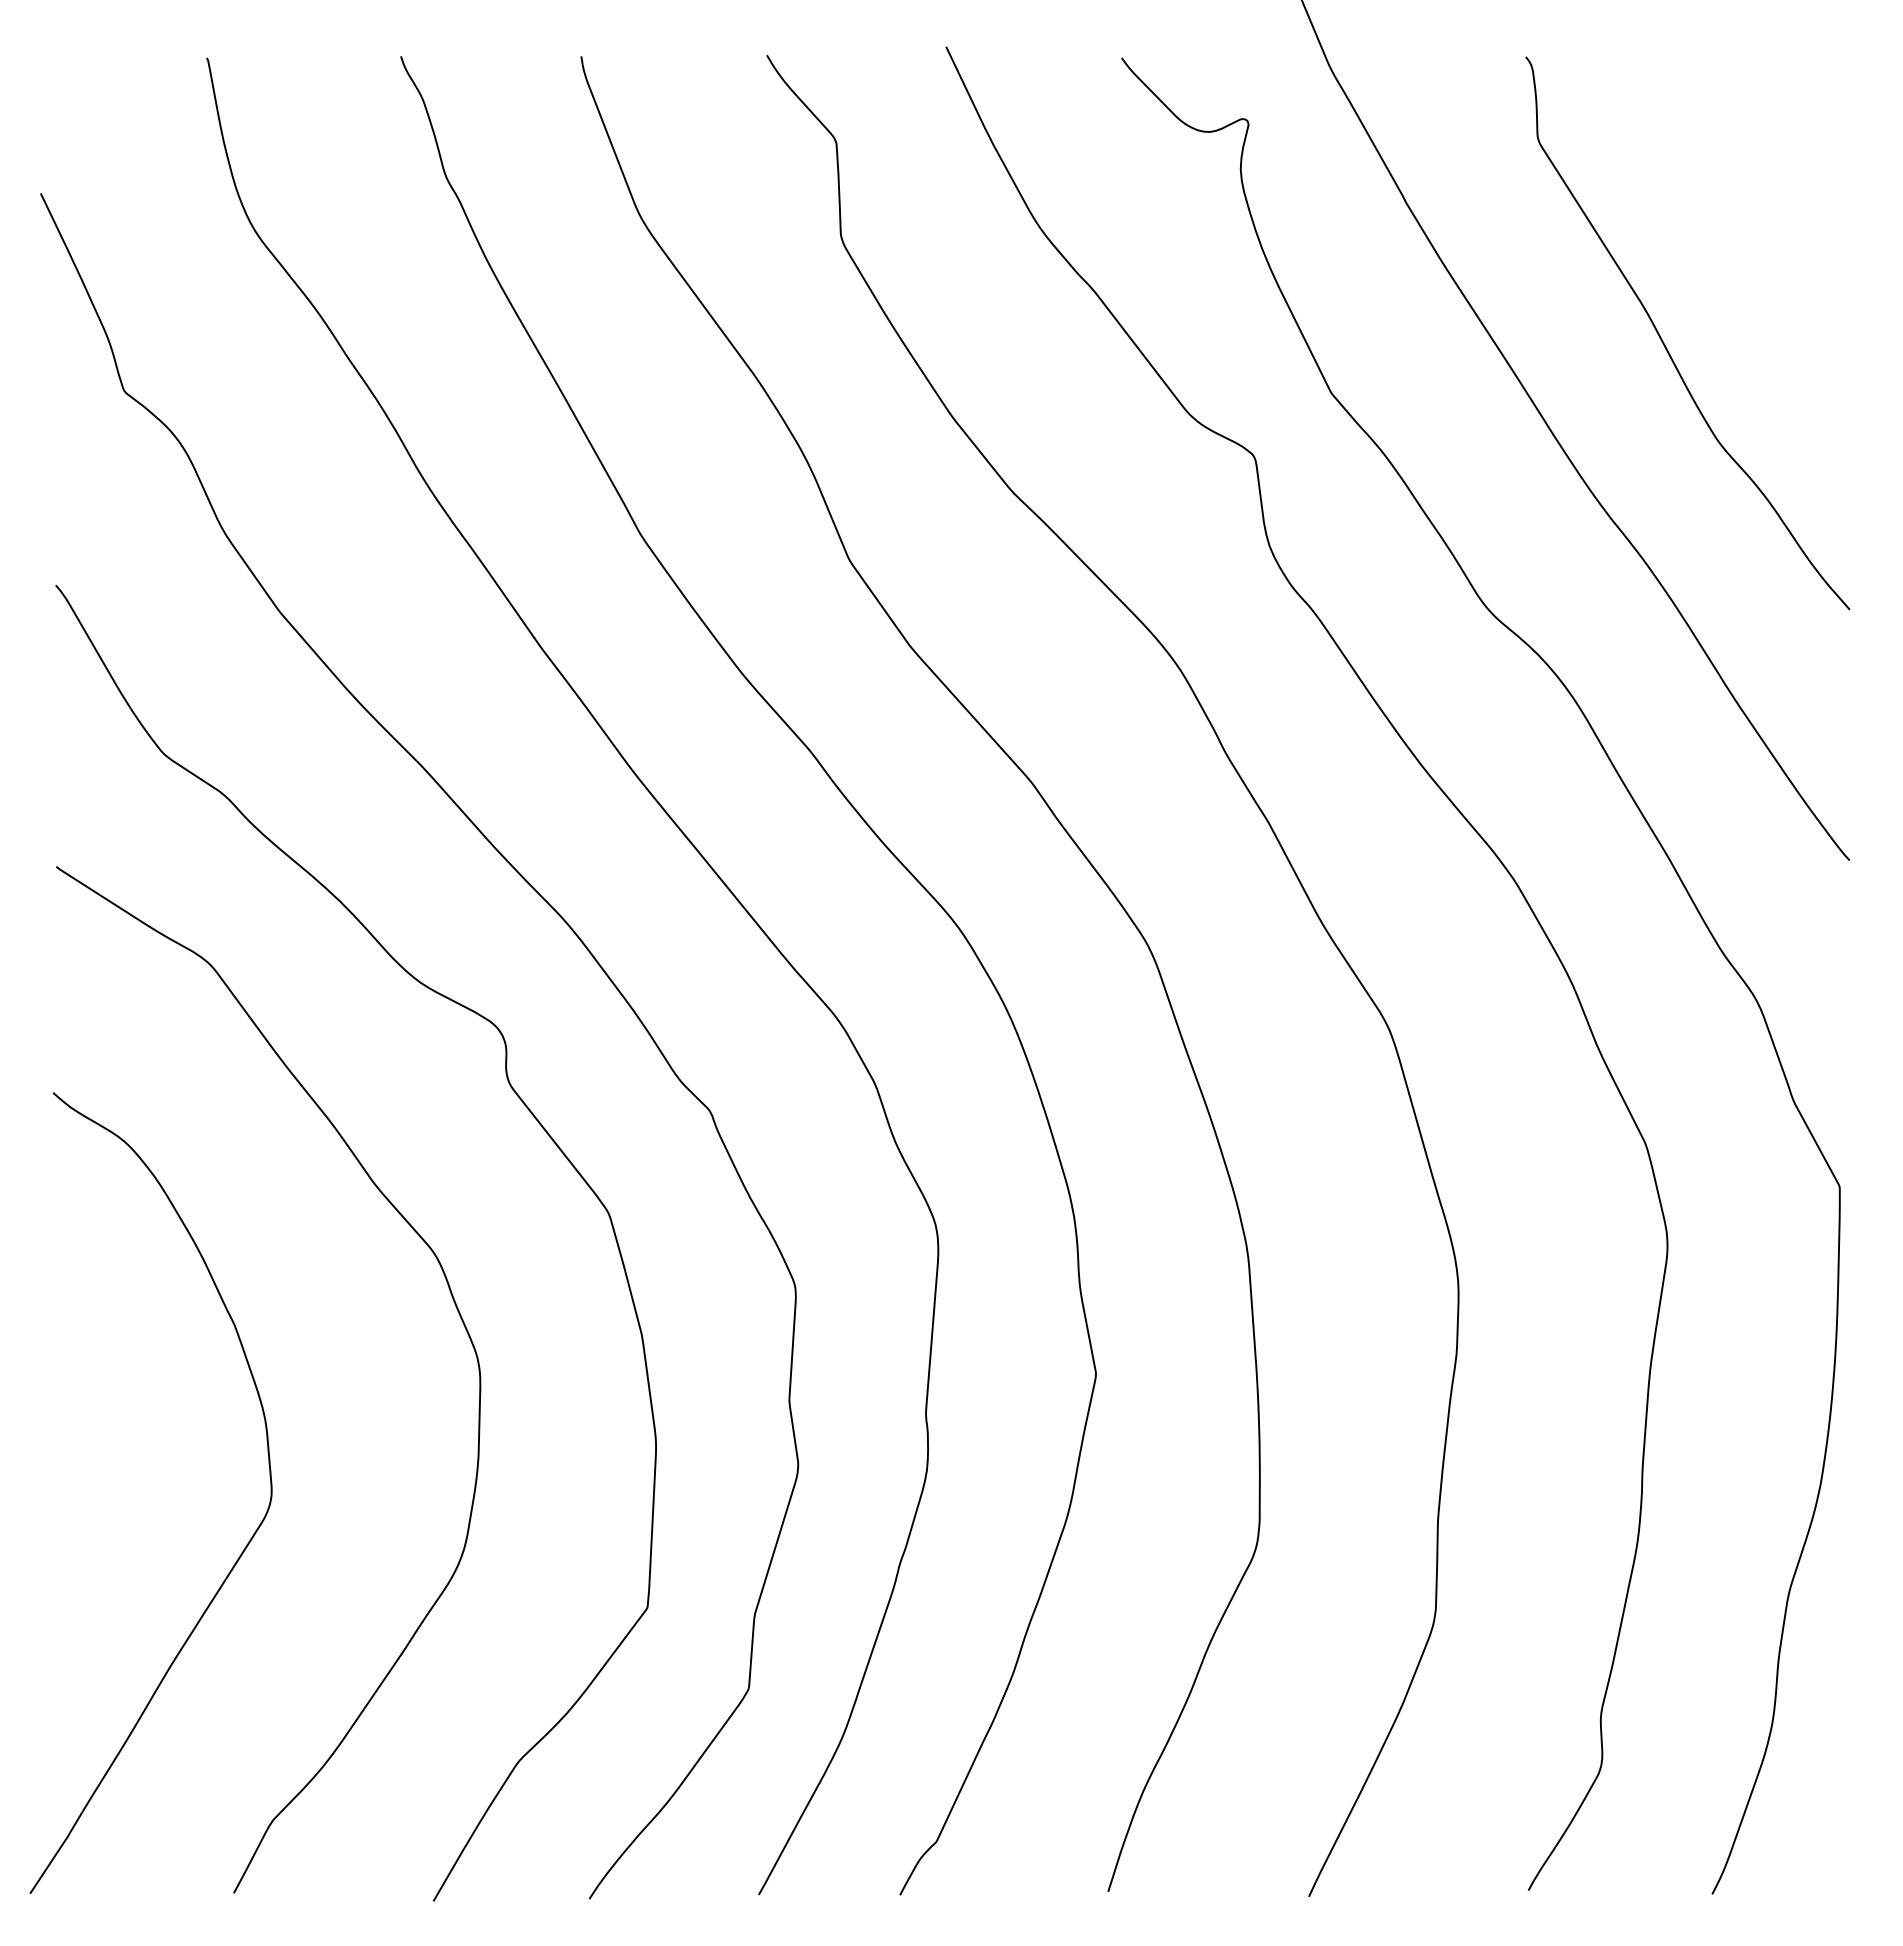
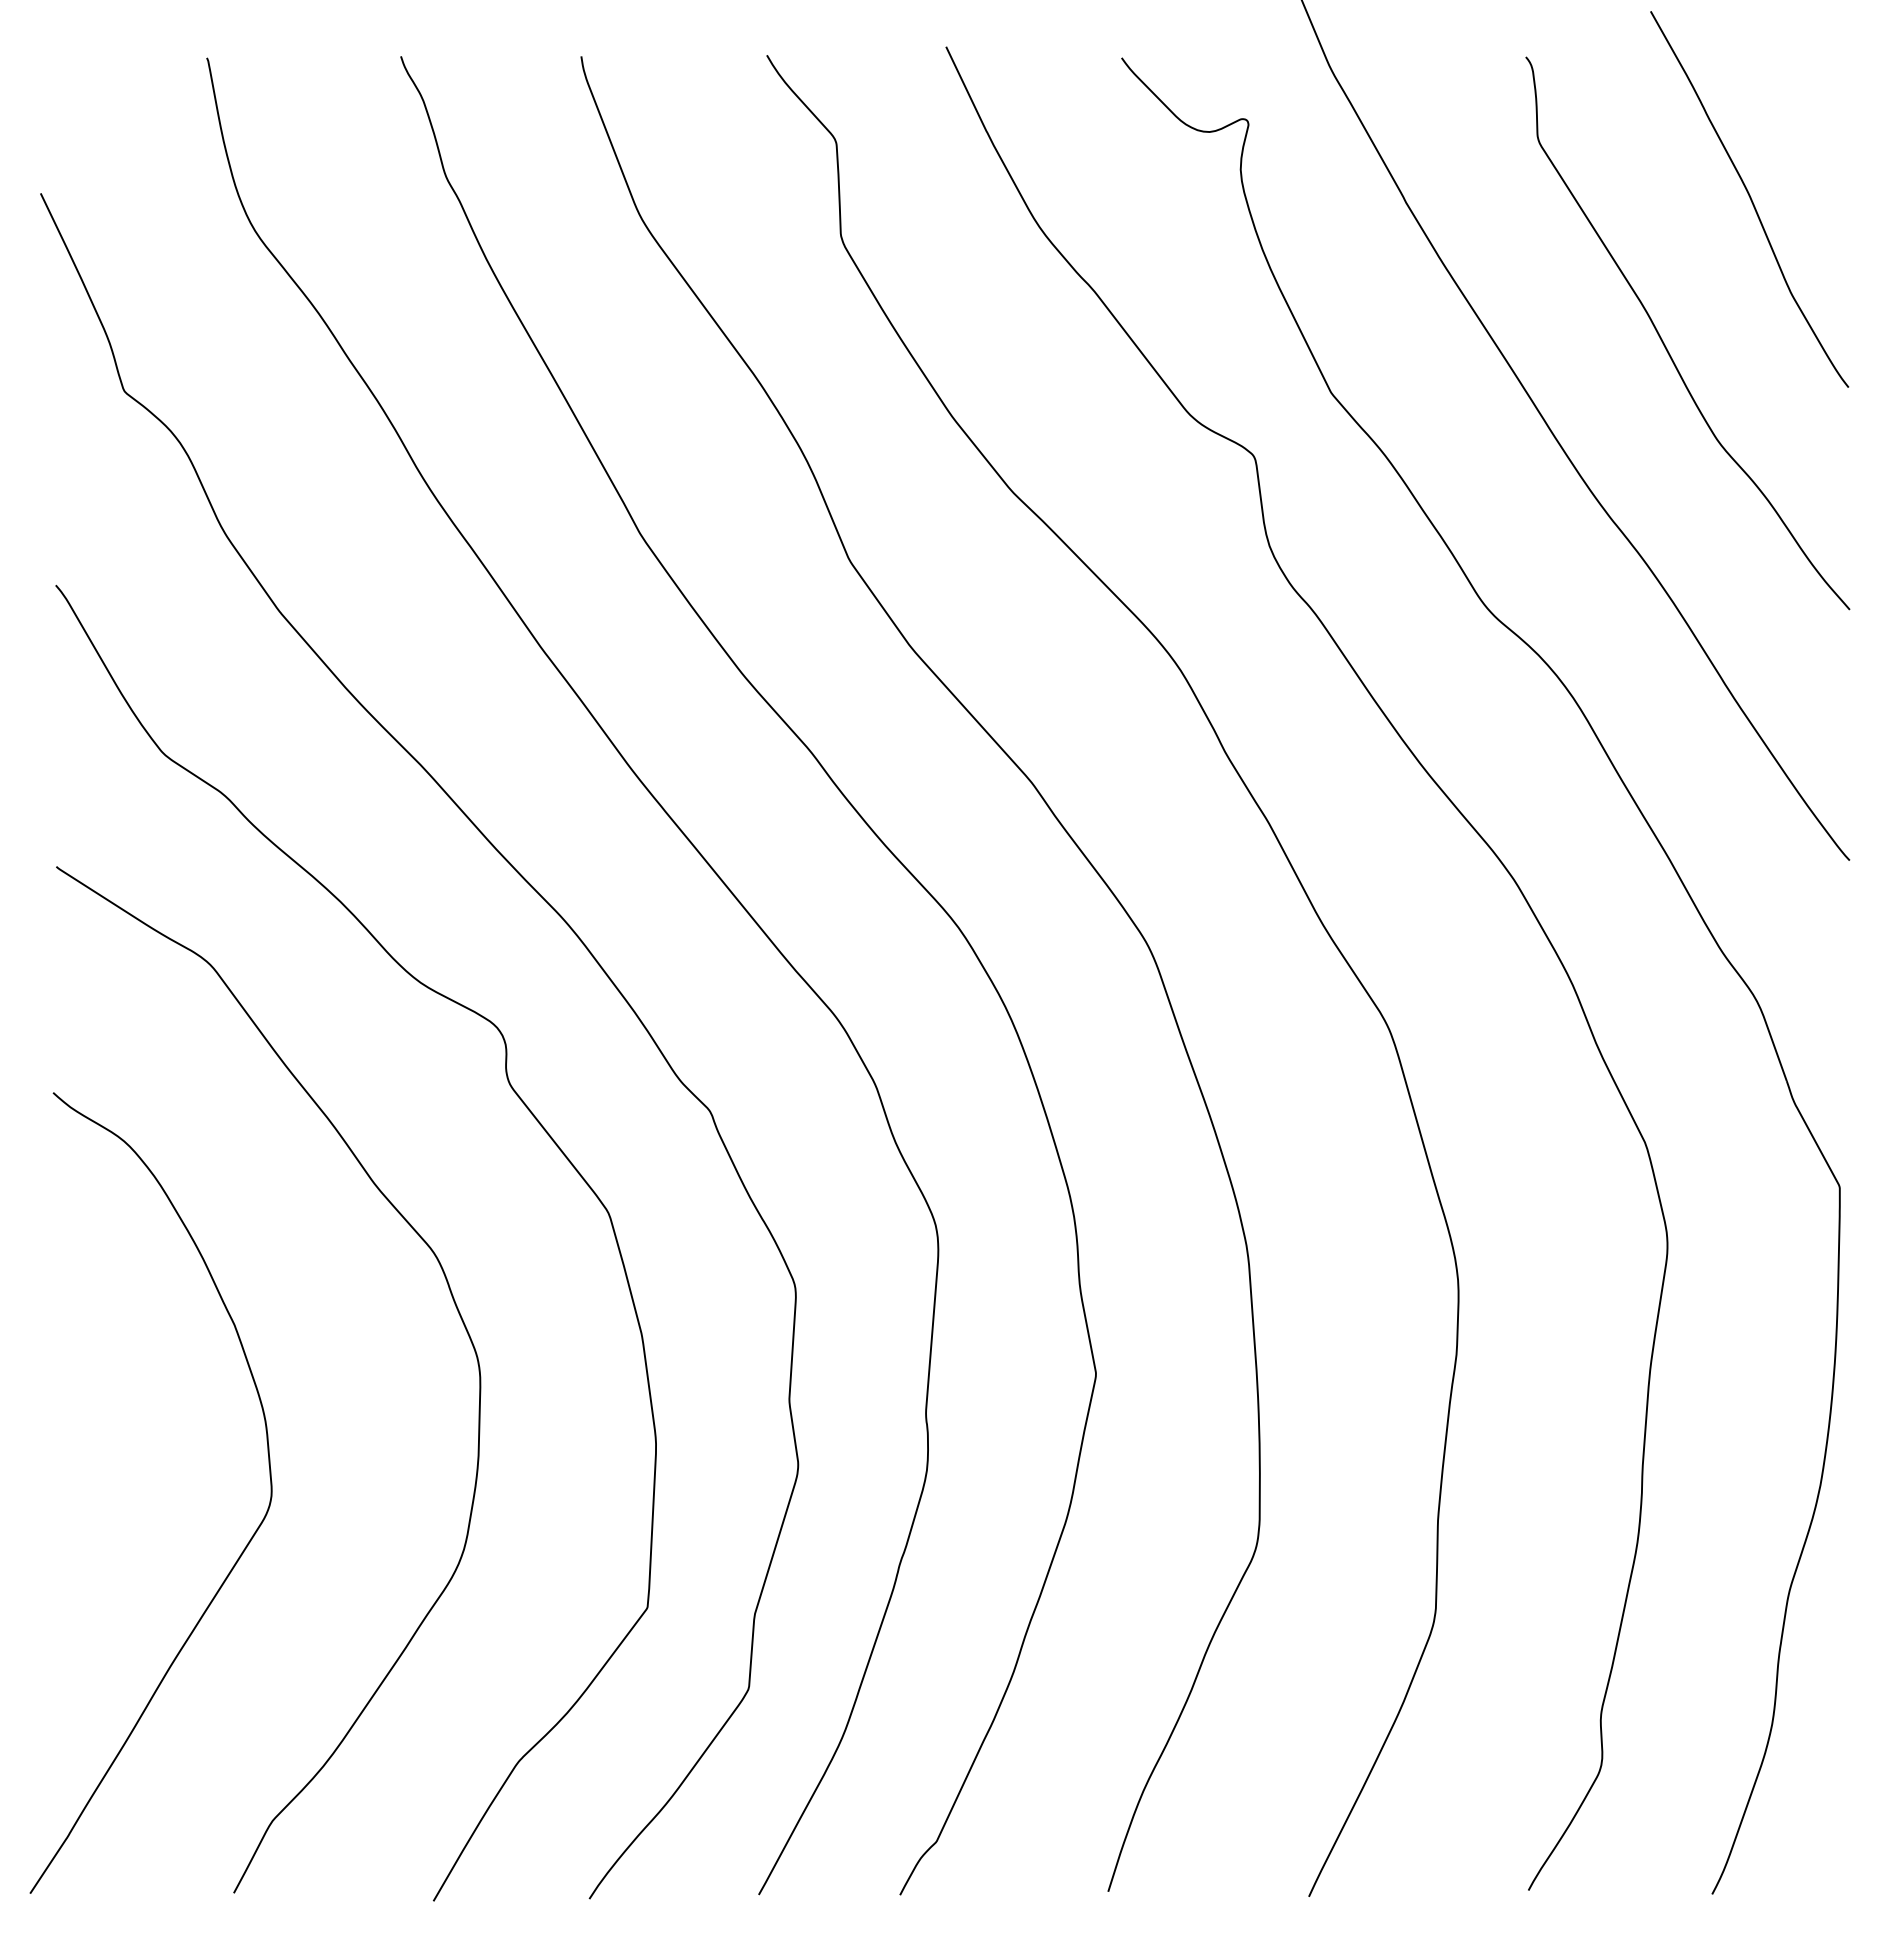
curve: none -> present (1749, 198)
